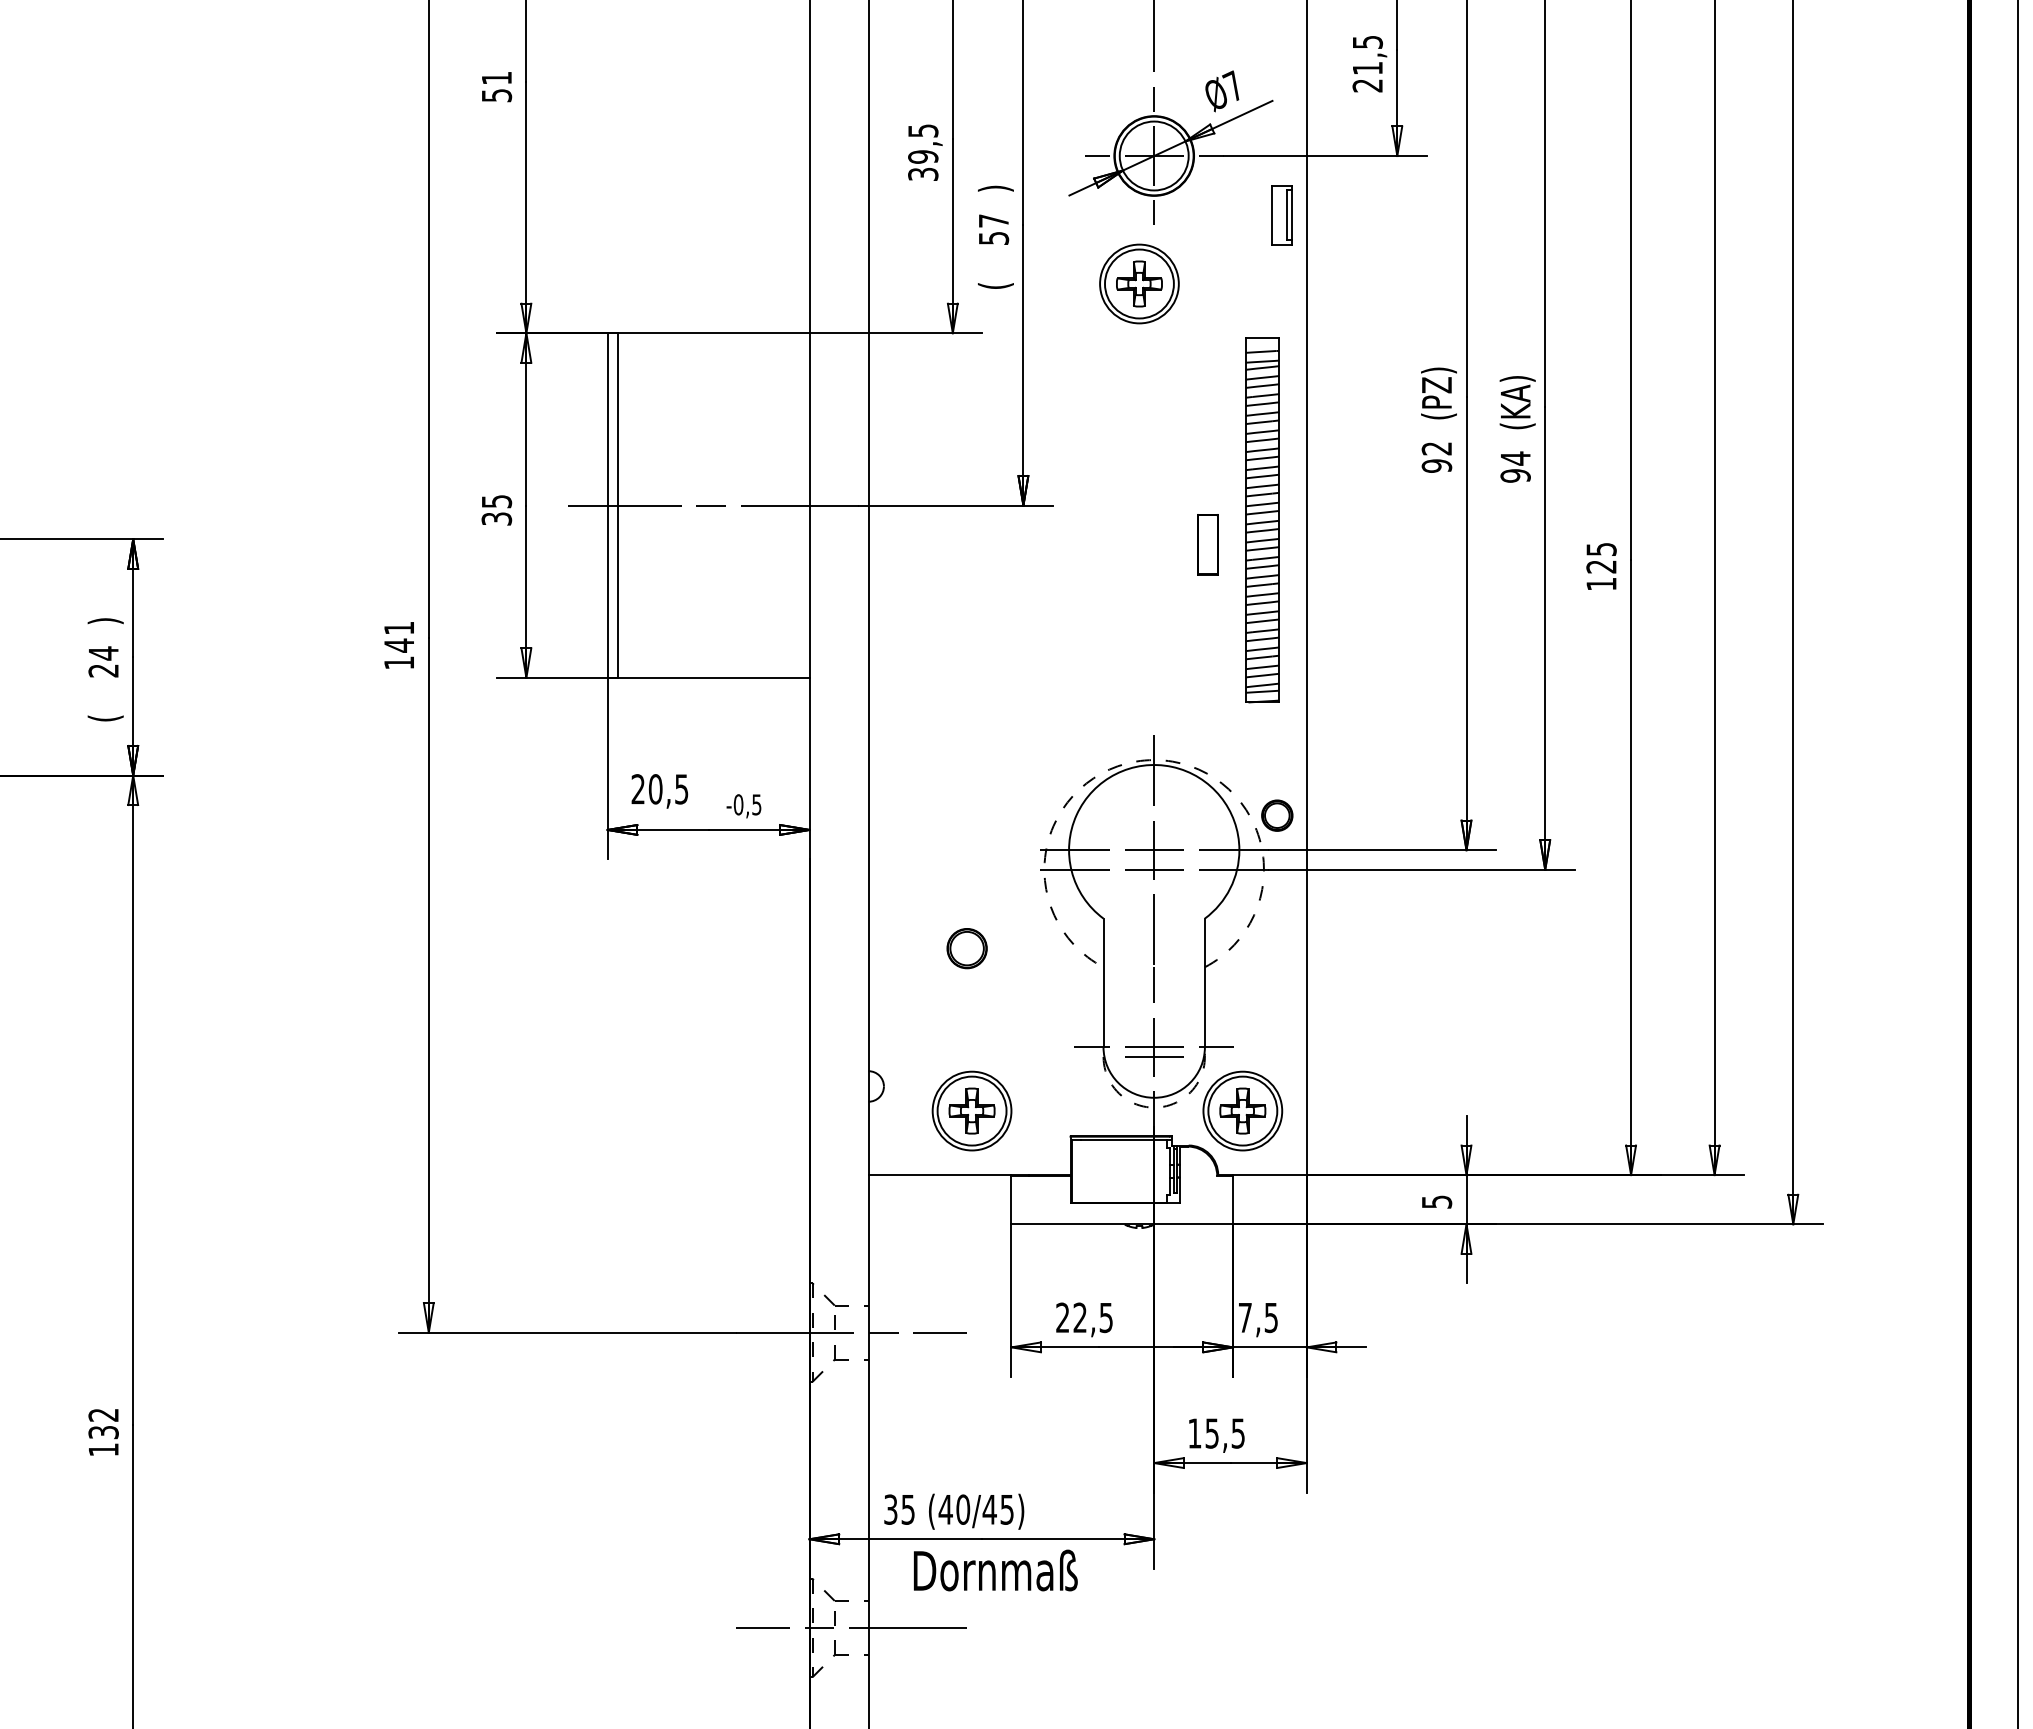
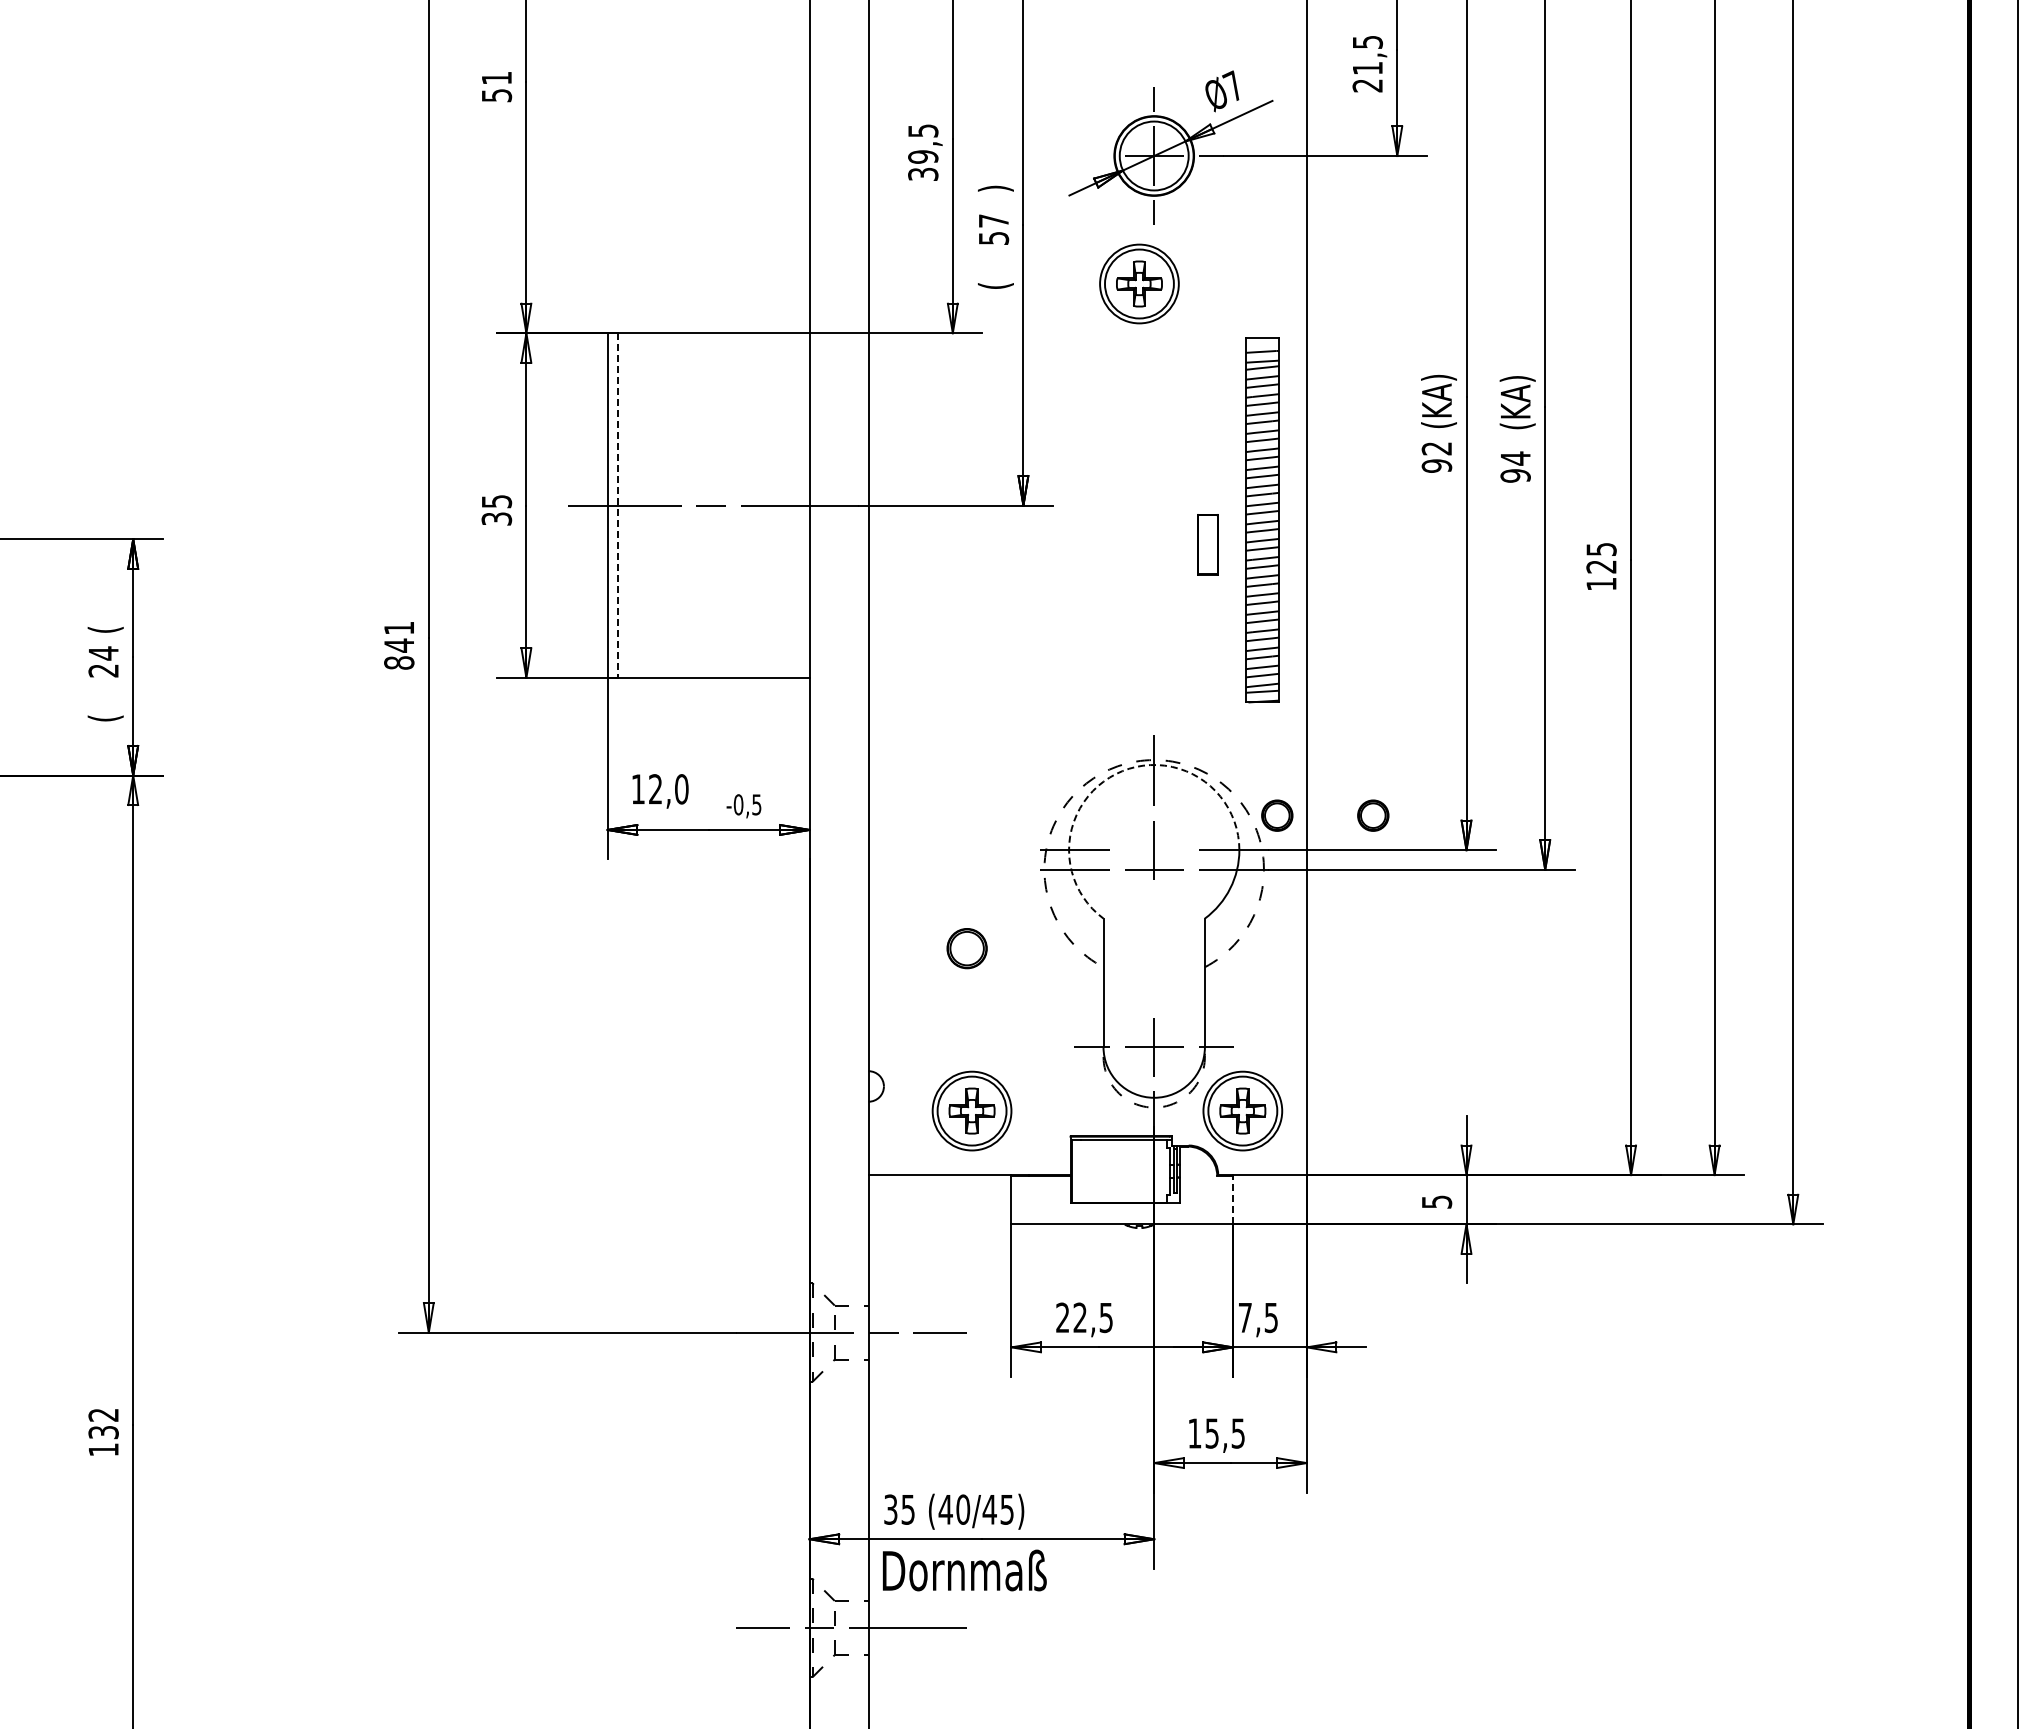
line: present -> none (1154, 37)
line: present -> none (1096, 156)
part: present -> none (1281, 215)
text: (PZ) -> (KA) (1438, 397)
line: solid -> dashed (617, 506)
text: ) -> ( (105, 625)
text: 141 -> 841 (399, 662)
arc: solid -> dashed (1115, 774)
text: 20,5 -> 12,0 (659, 789)
part: none -> present (1373, 815)
line: present -> none (1153, 850)
line: present -> none (1153, 948)
line: present -> none (1153, 1056)
line: solid -> dashed (1232, 1199)
text position: (995, 1570) -> (964, 1570) (964, 1570)
